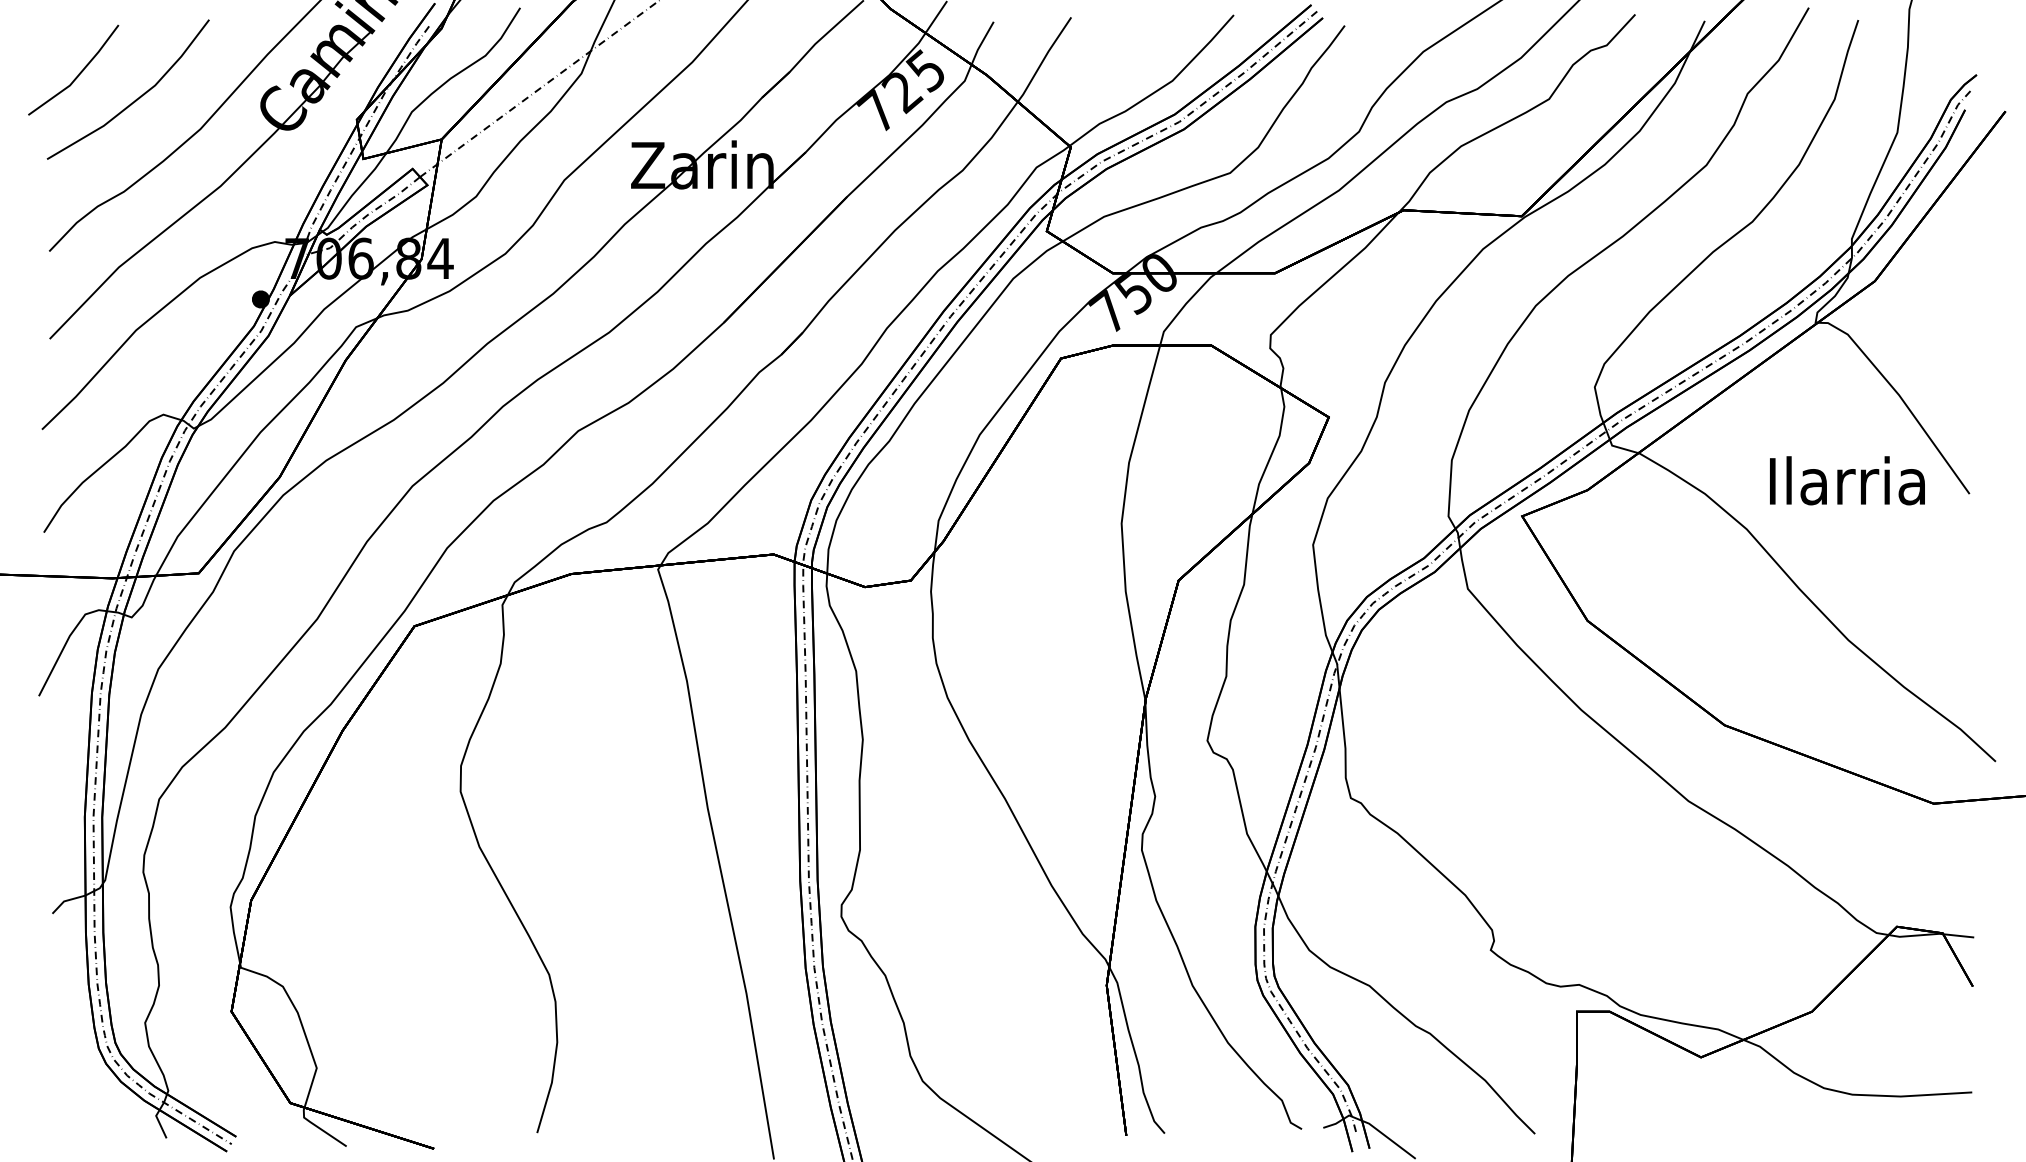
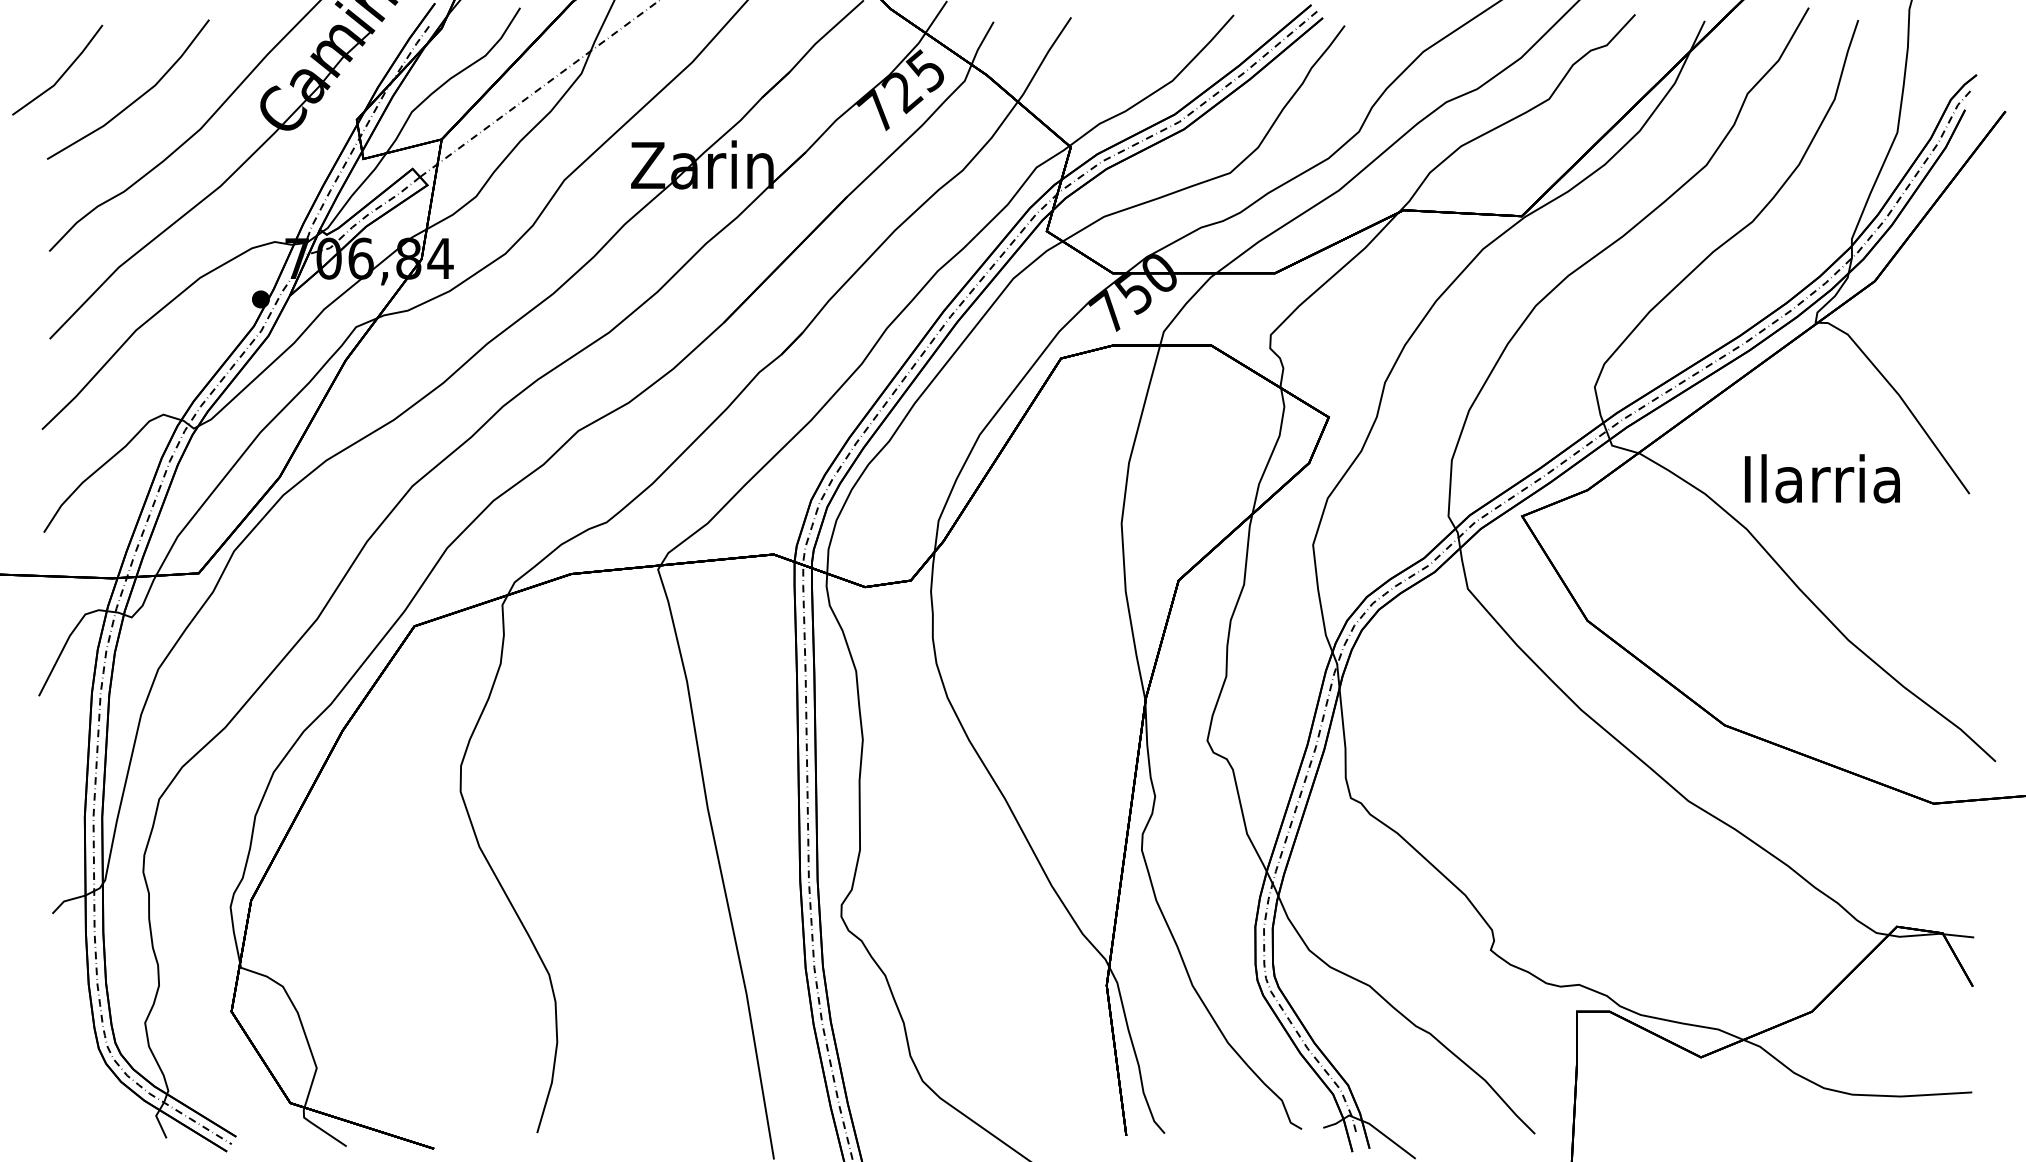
line position: (78, 73) -> (62, 73) (62, 73)
text position: (1847, 480) -> (1822, 478) (1822, 478)
